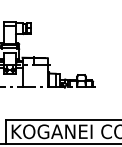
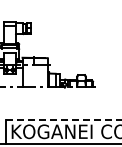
line: solid -> dashed (64, 119)
